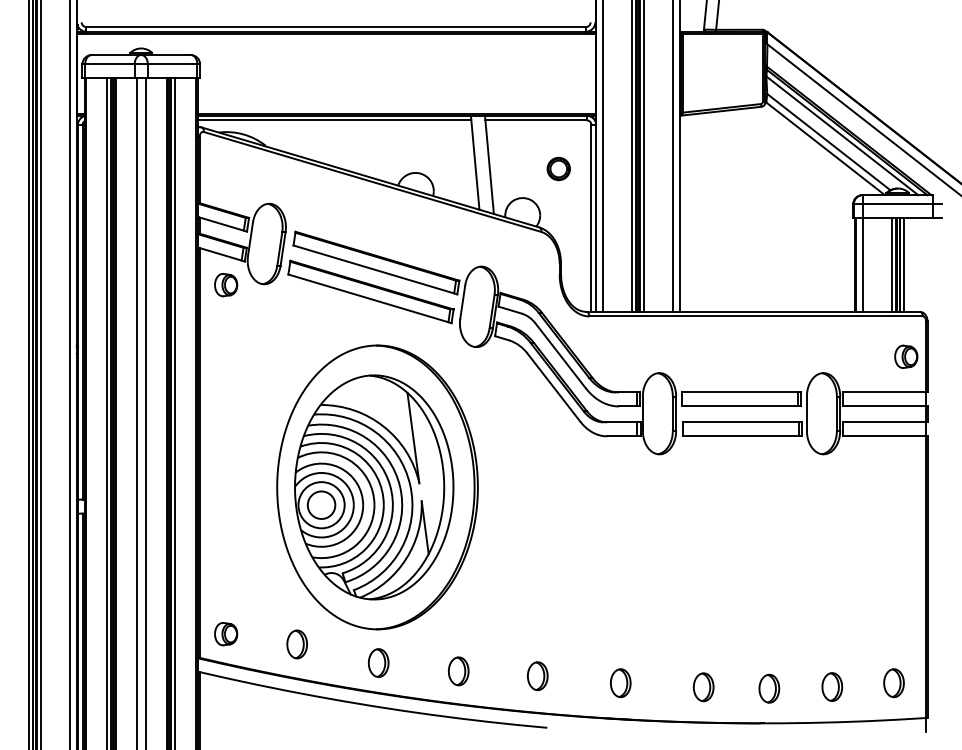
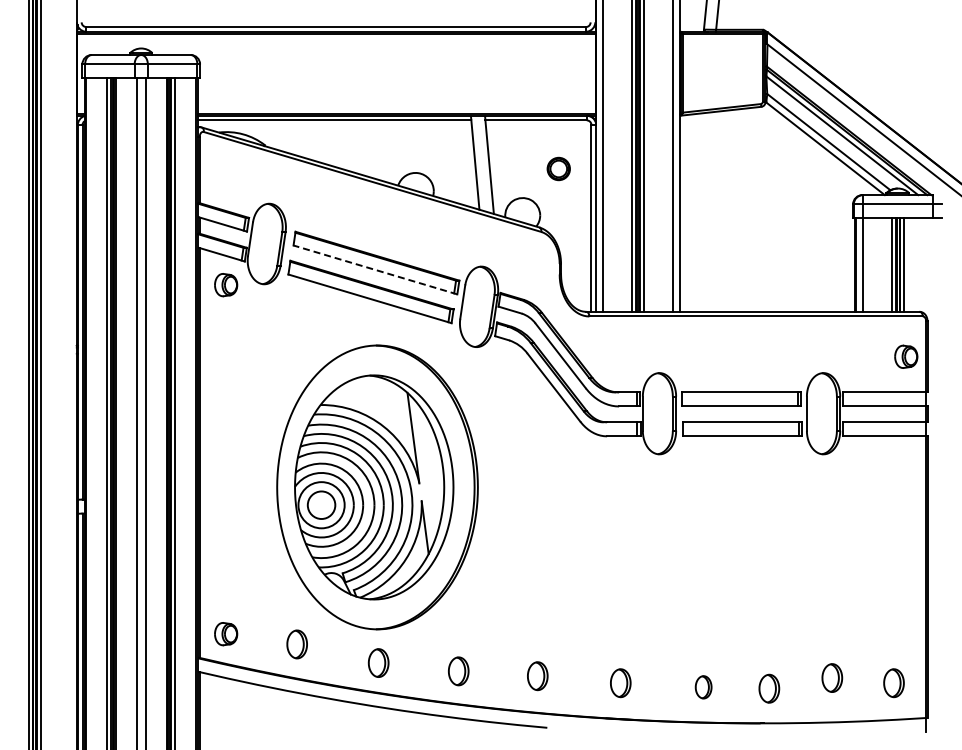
line: solid -> dashed (374, 269)
line: present -> none (70, 374)
part position: (832, 686) -> (832, 677) (832, 677)
part size: 23x31 px -> 19x25 px (703, 687)
